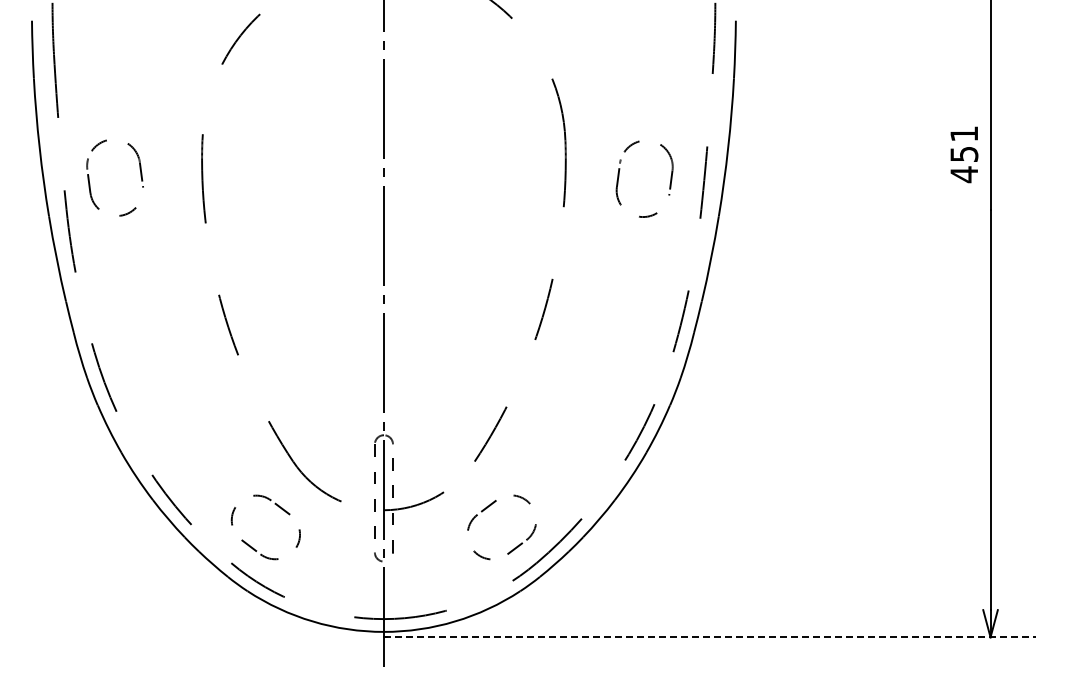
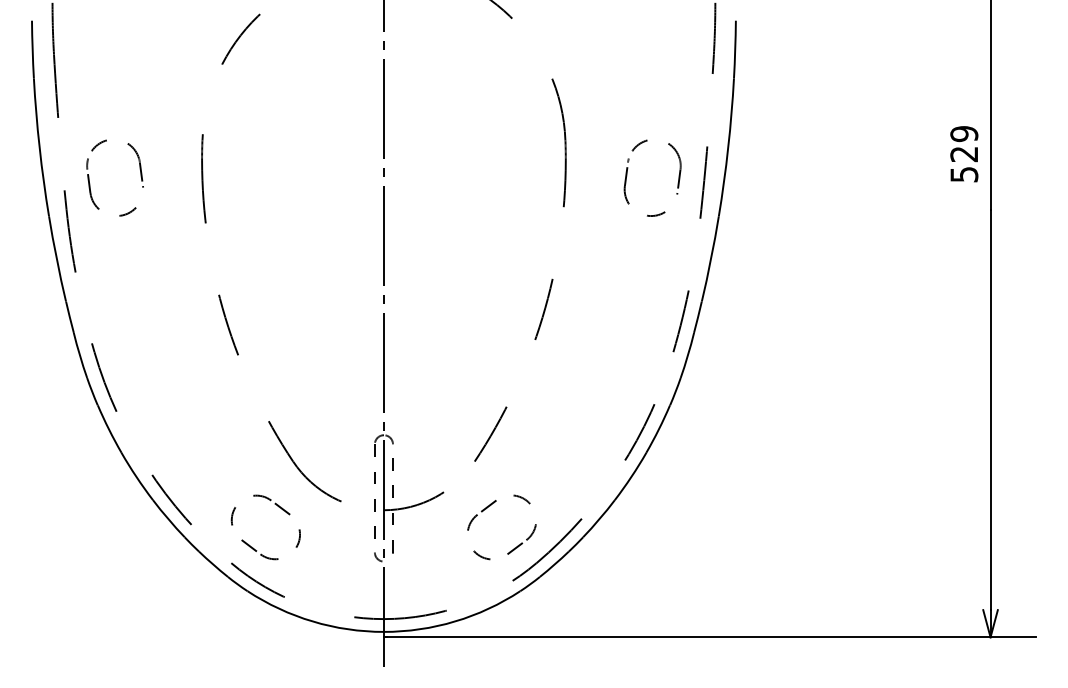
text: 451 -> 529 (964, 154)
part position: (619, 177) -> (627, 176) (627, 176)
line: dashed -> solid (710, 637)
